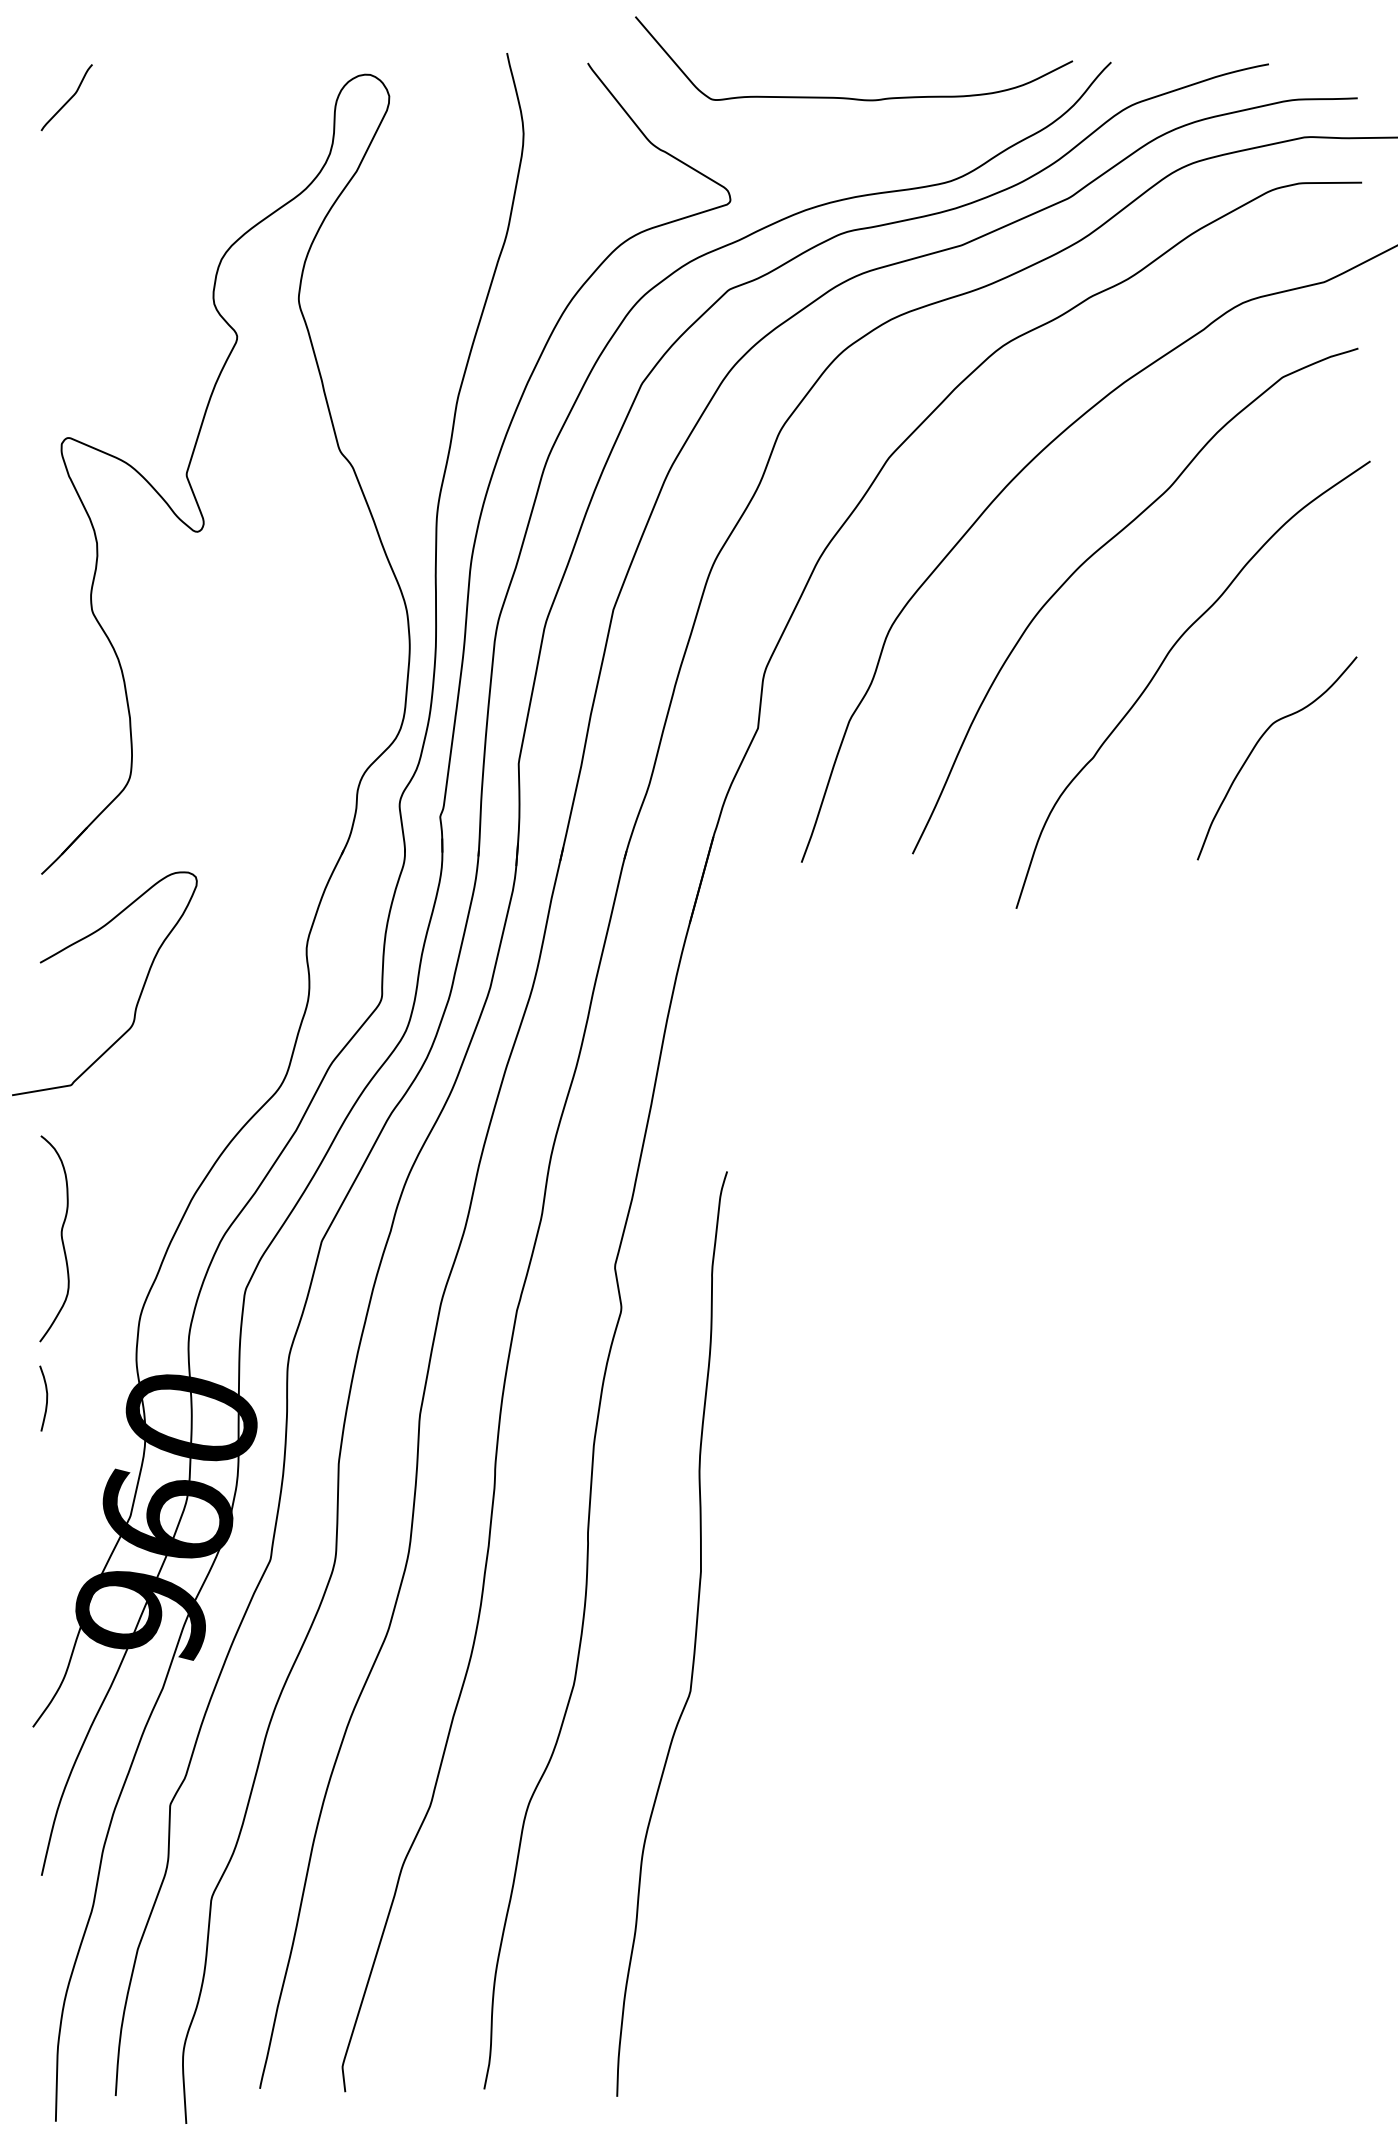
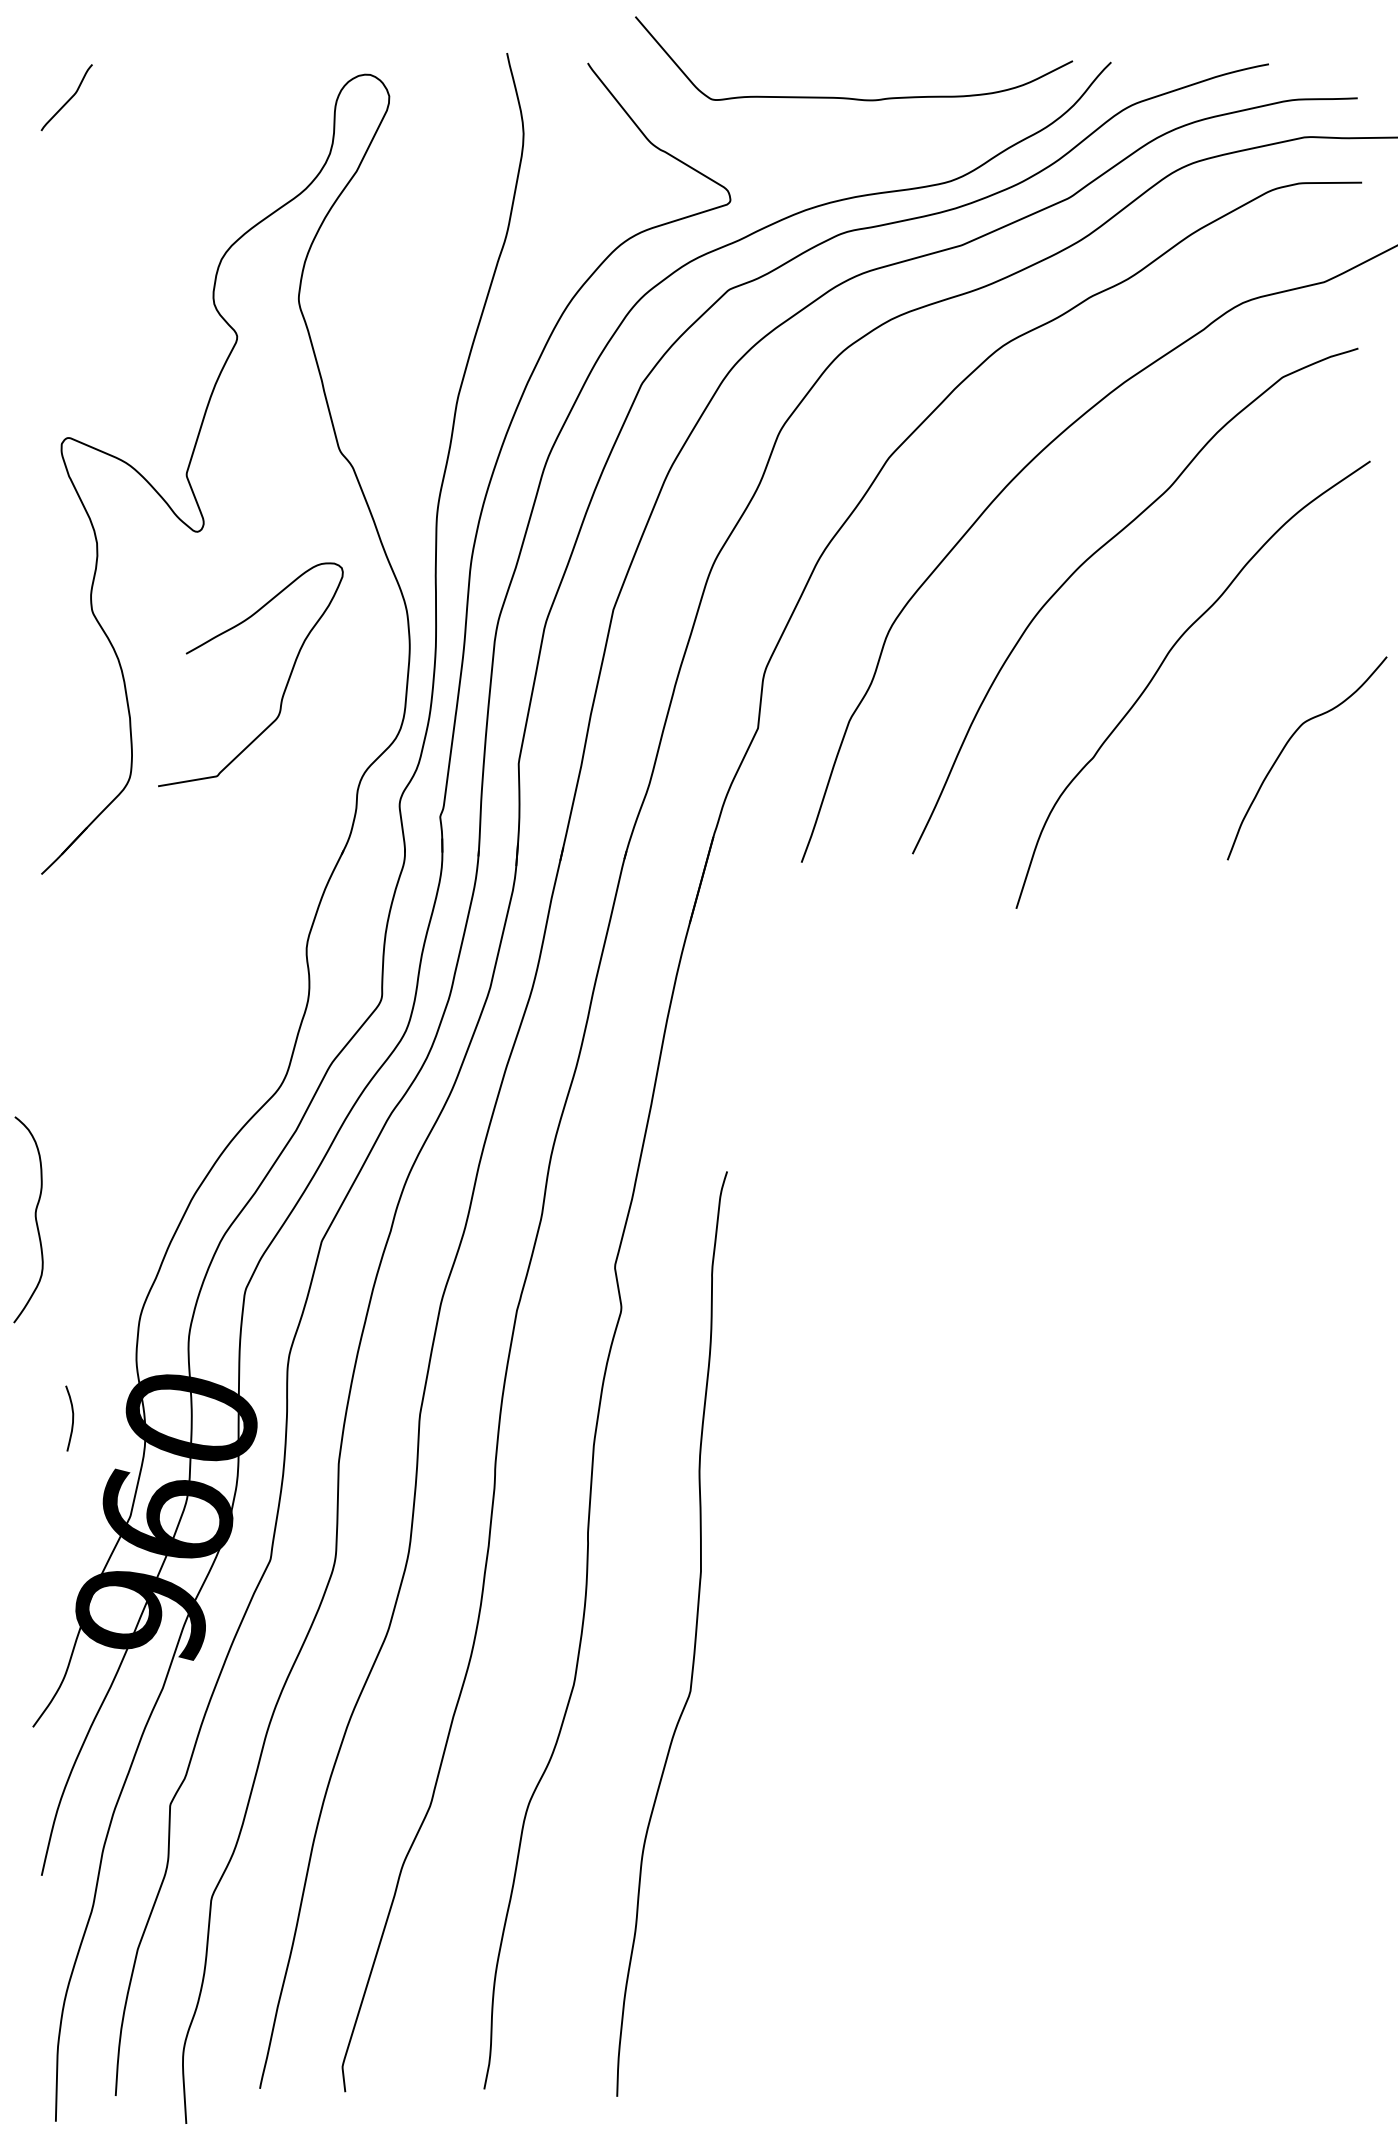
curve position: (1257, 744) -> (1287, 744) (1287, 744)
curve position: (139, 994) -> (285, 685) (285, 685)
curve position: (60, 1235) -> (34, 1216) (34, 1216)
curve position: (46, 1398) -> (72, 1418) (72, 1418)
